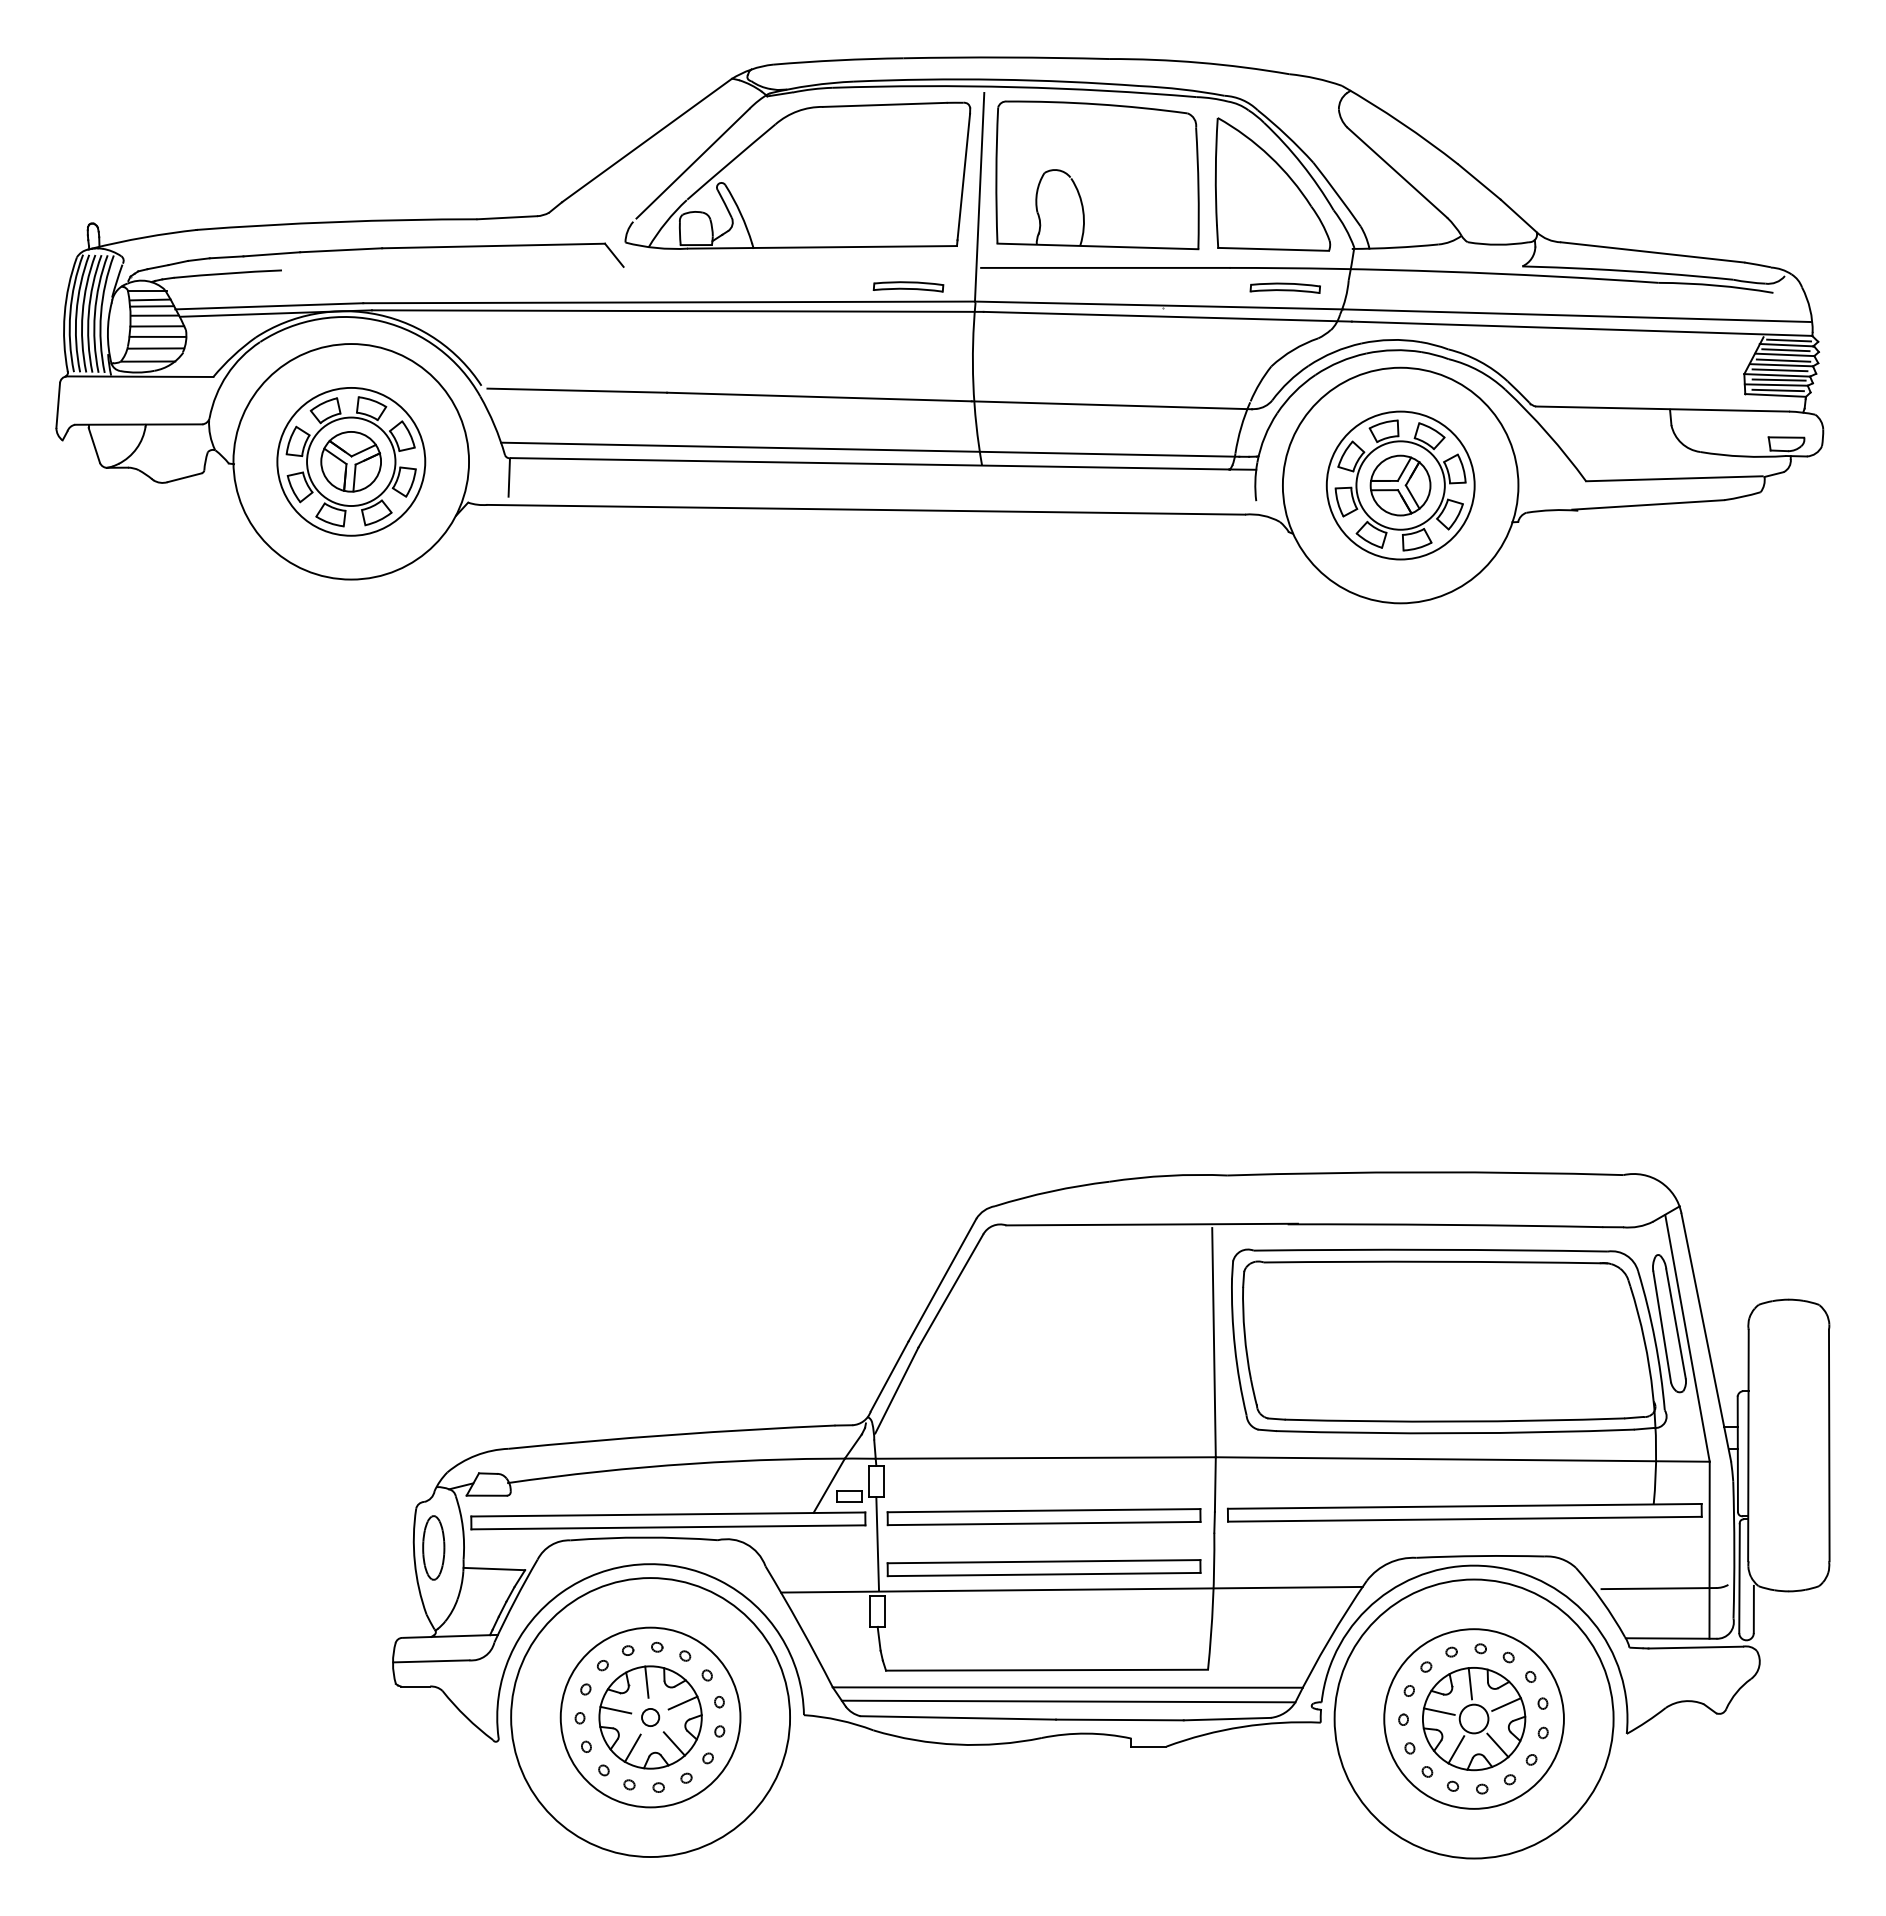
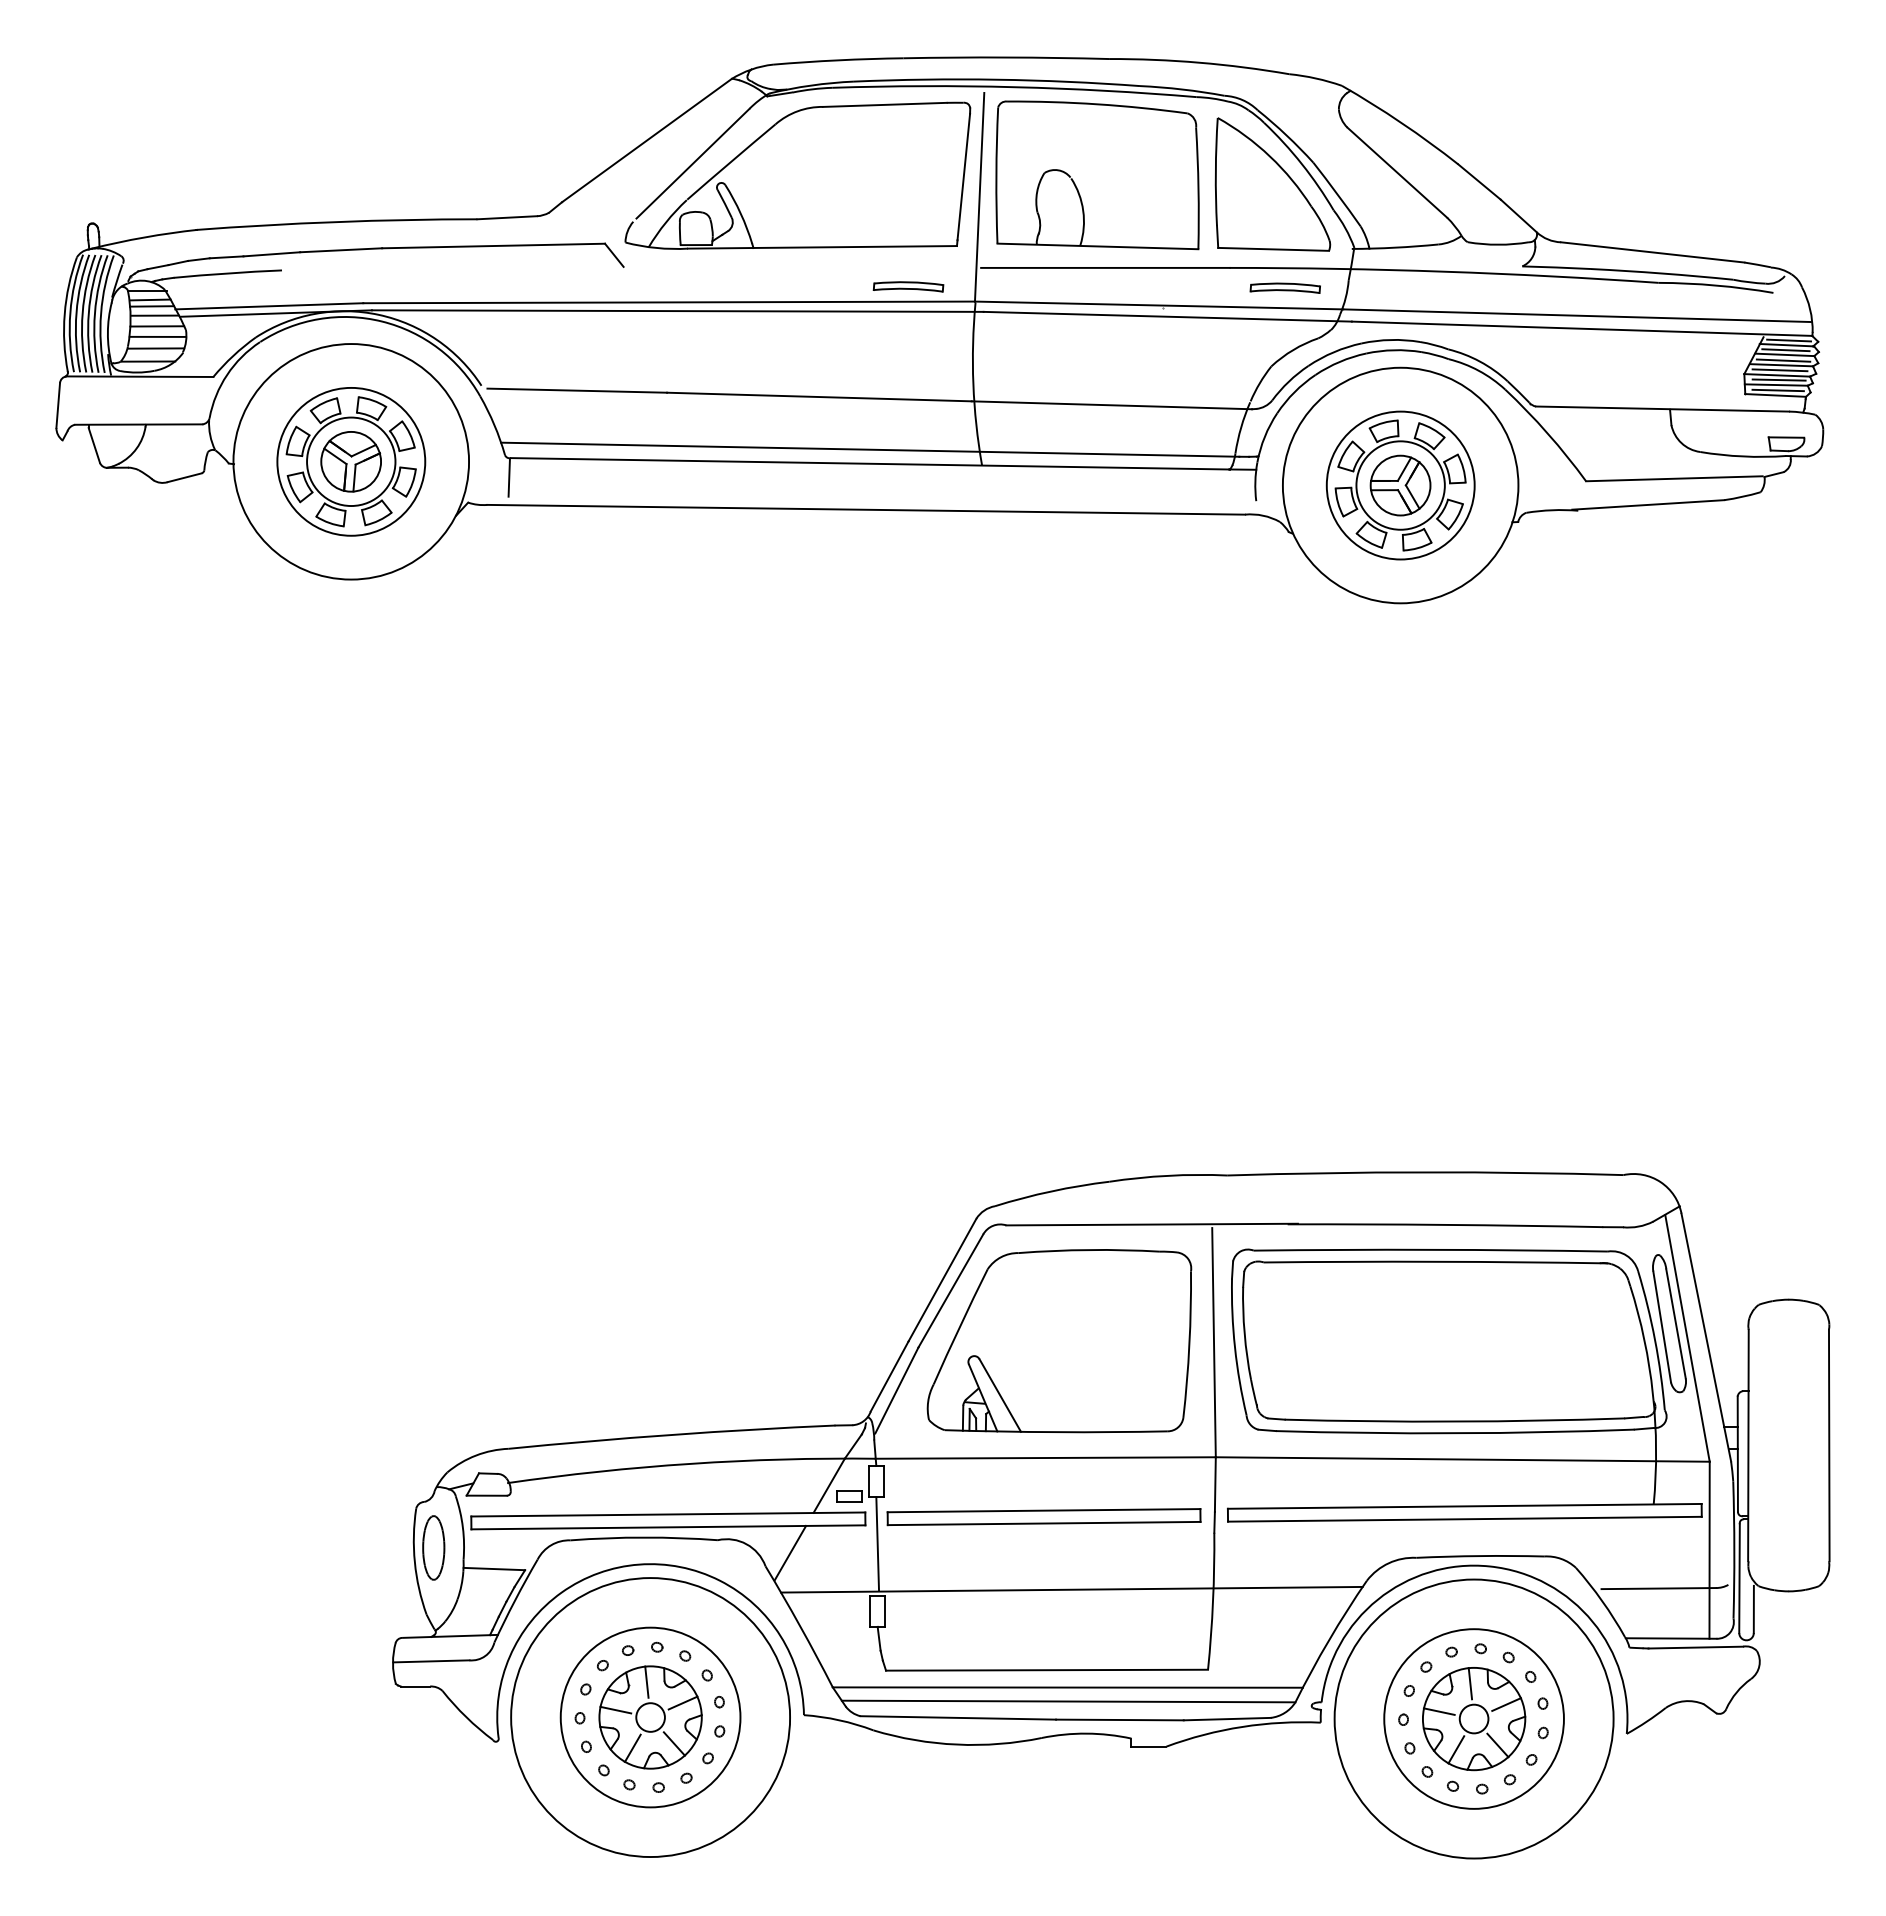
part: none -> present (1059, 1341)
line: none -> present (790, 1552)
part: present -> none (1043, 1568)
circle diameter: 17 px -> 29 px (650, 1717)
